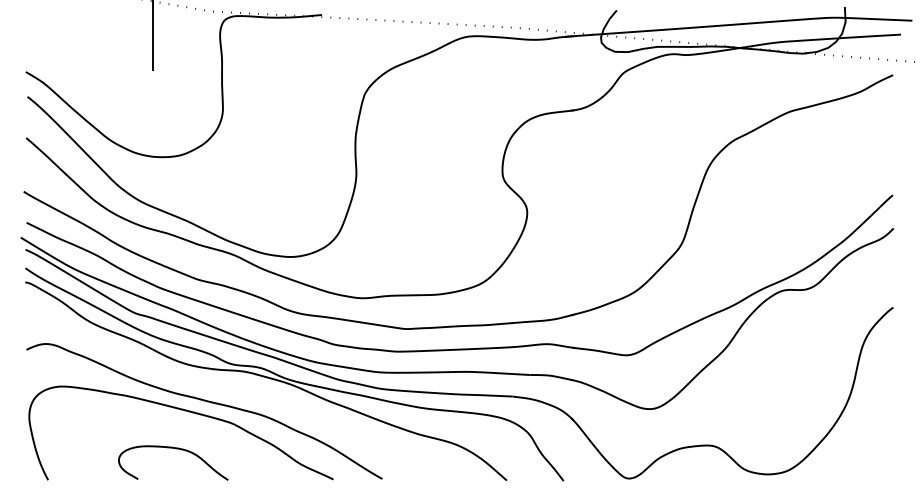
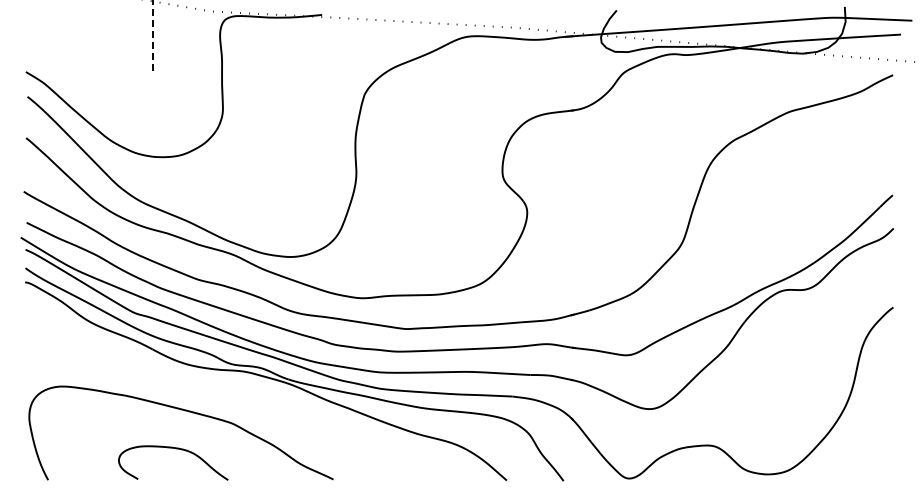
line: solid -> dashed (153, 35)
part: present -> none (207, 402)
